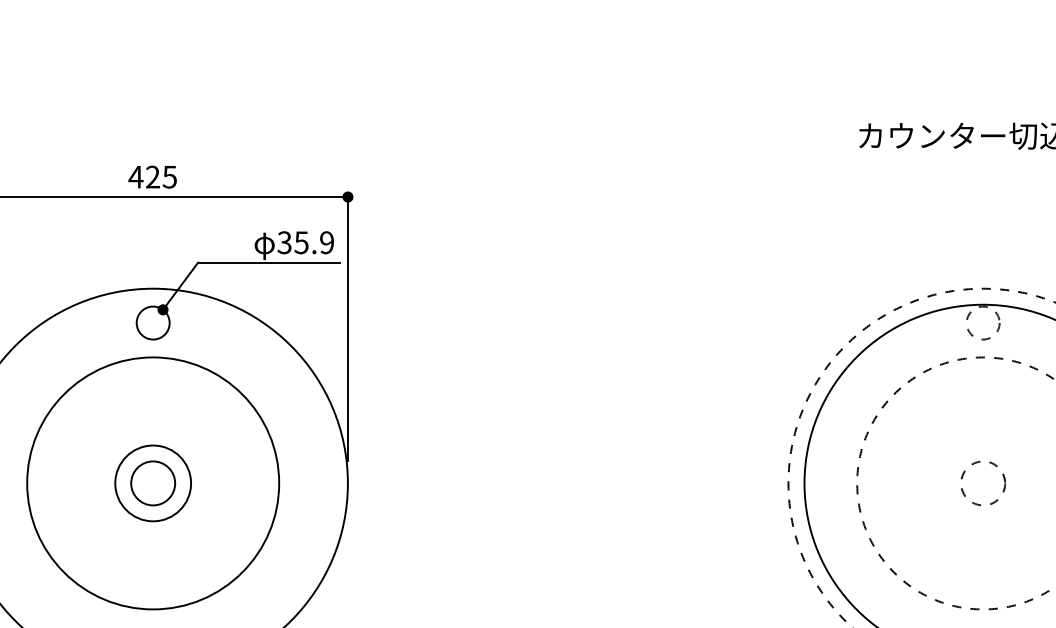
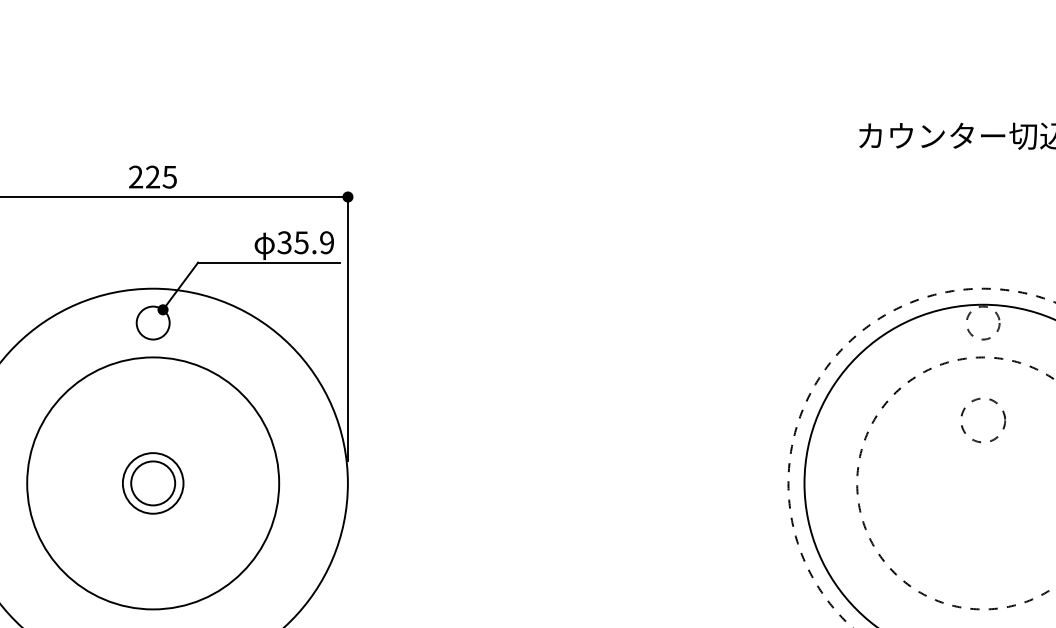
text: 425 -> 225 (135, 176)
circle diameter: 76 px -> 61 px (152, 483)
circle position: (982, 483) -> (982, 420) (982, 420)
